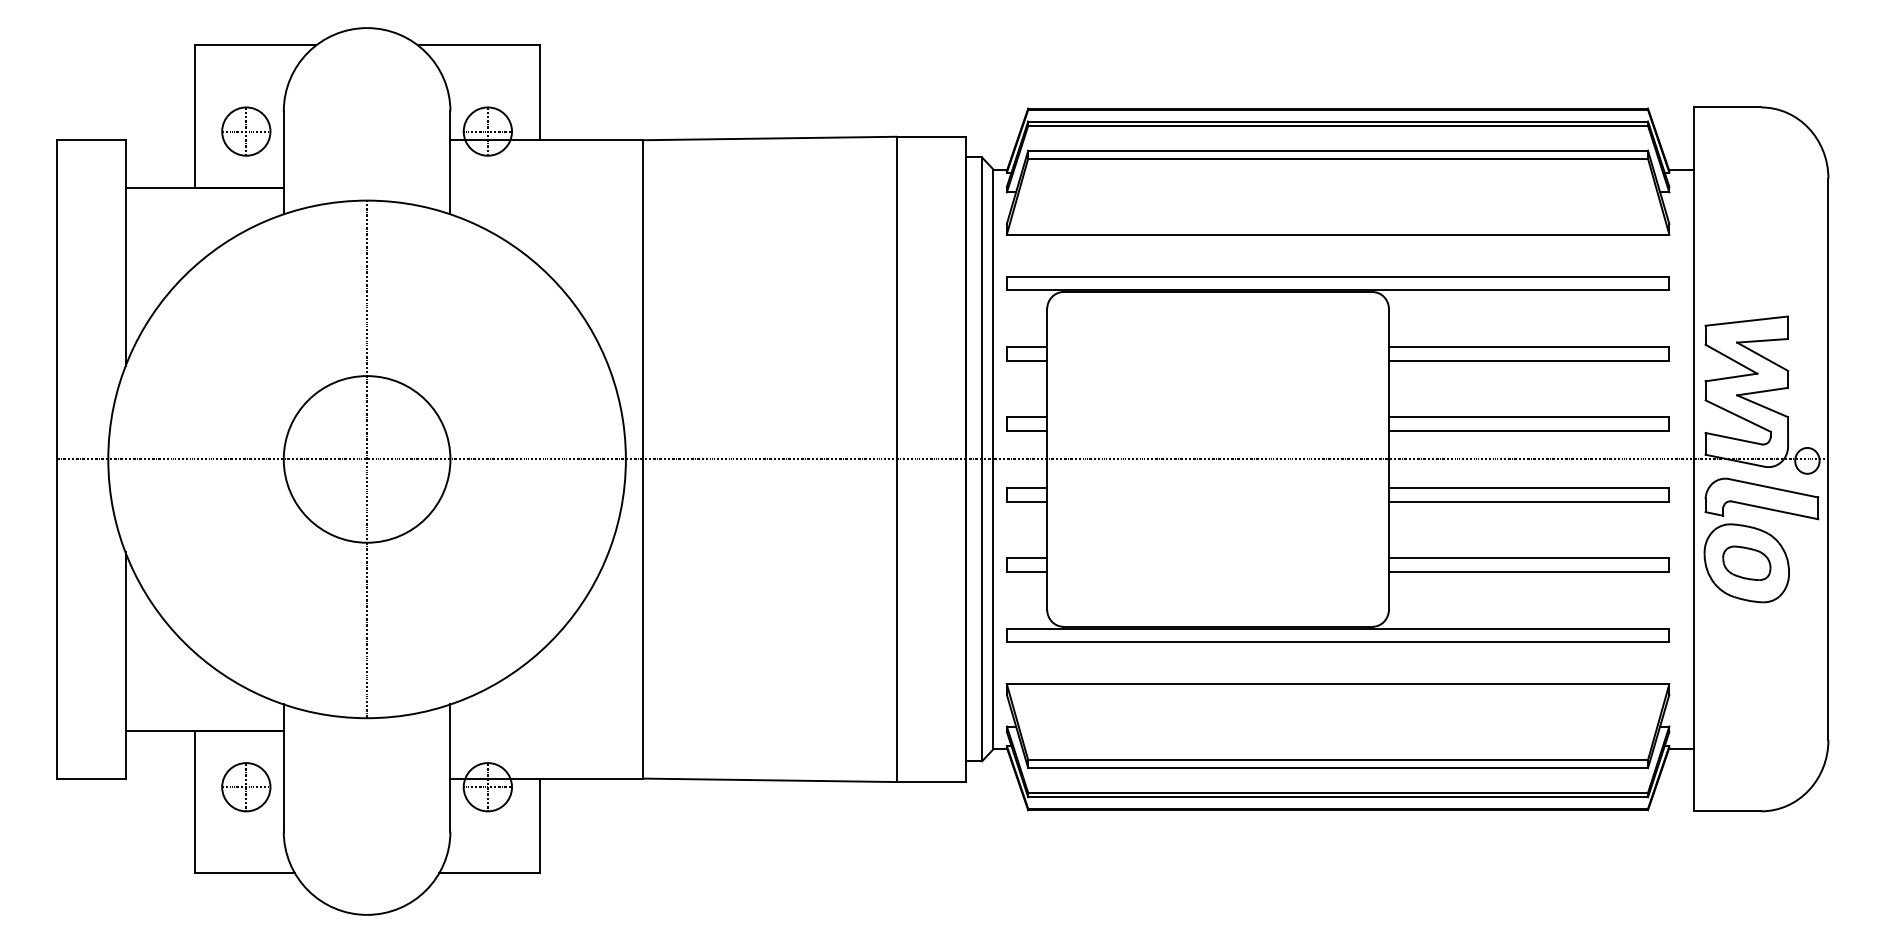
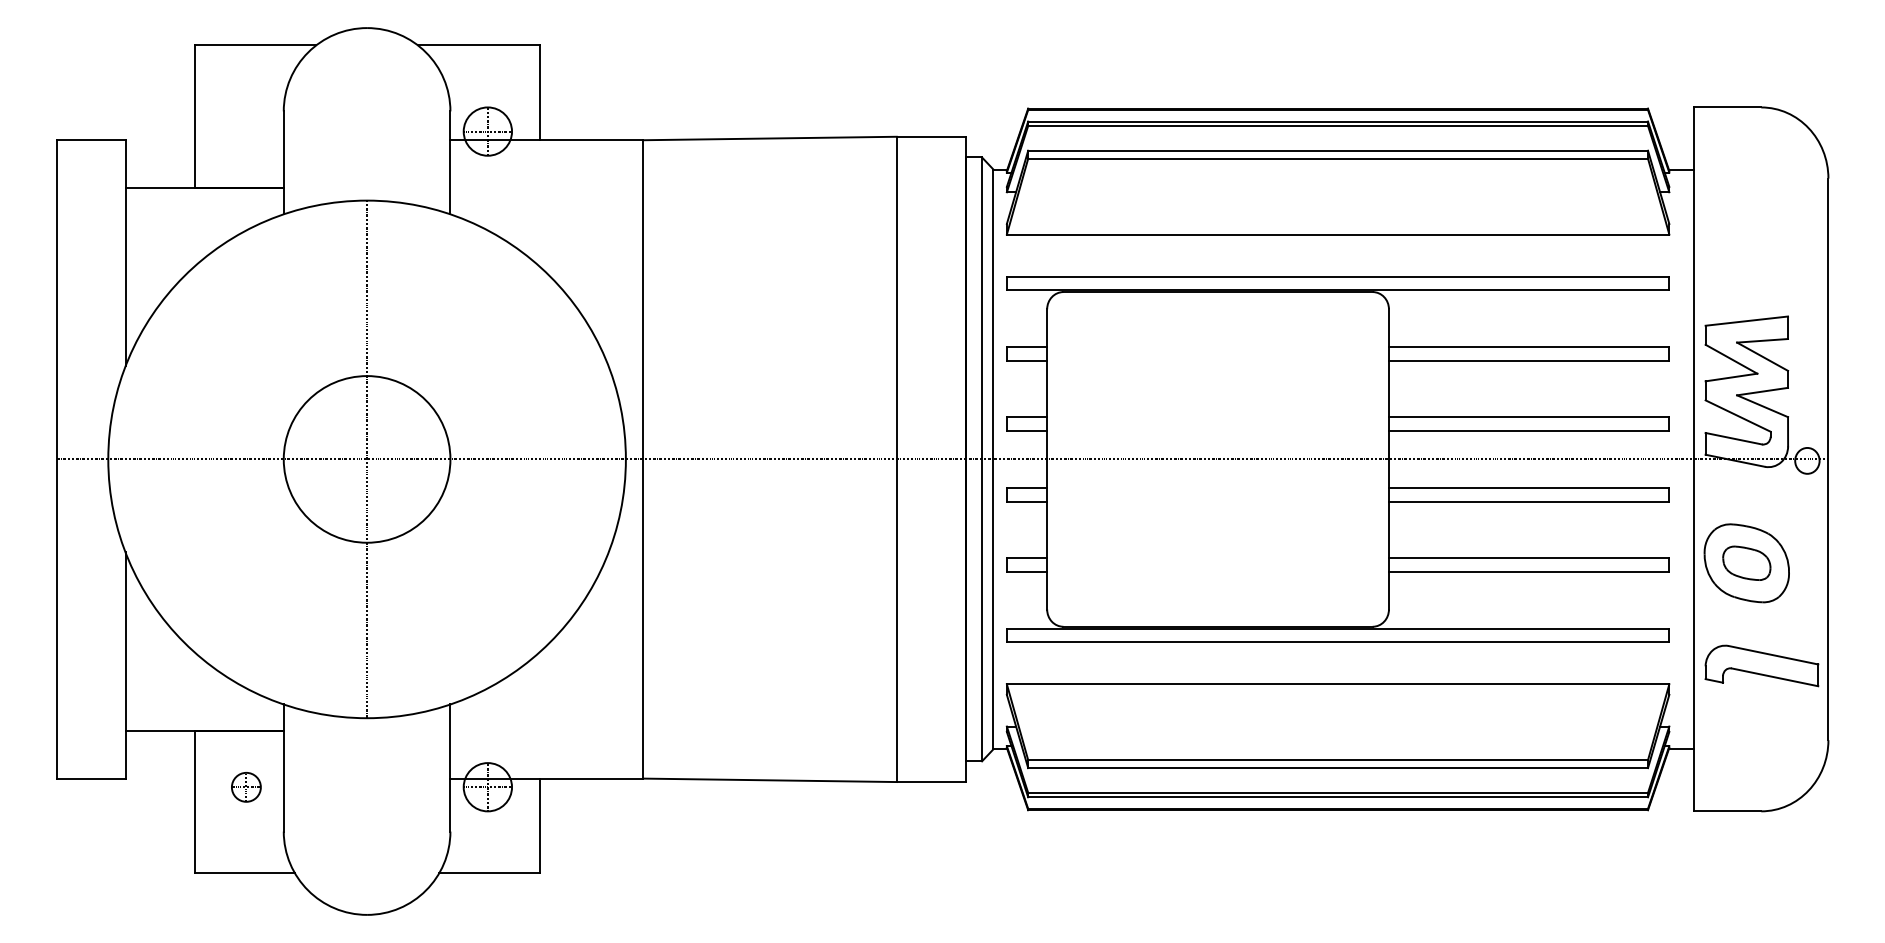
part: present -> none (246, 131)
part position: (1761, 498) -> (1761, 665) (1761, 665)
part size: 51x51 px -> 31x31 px (246, 787)
